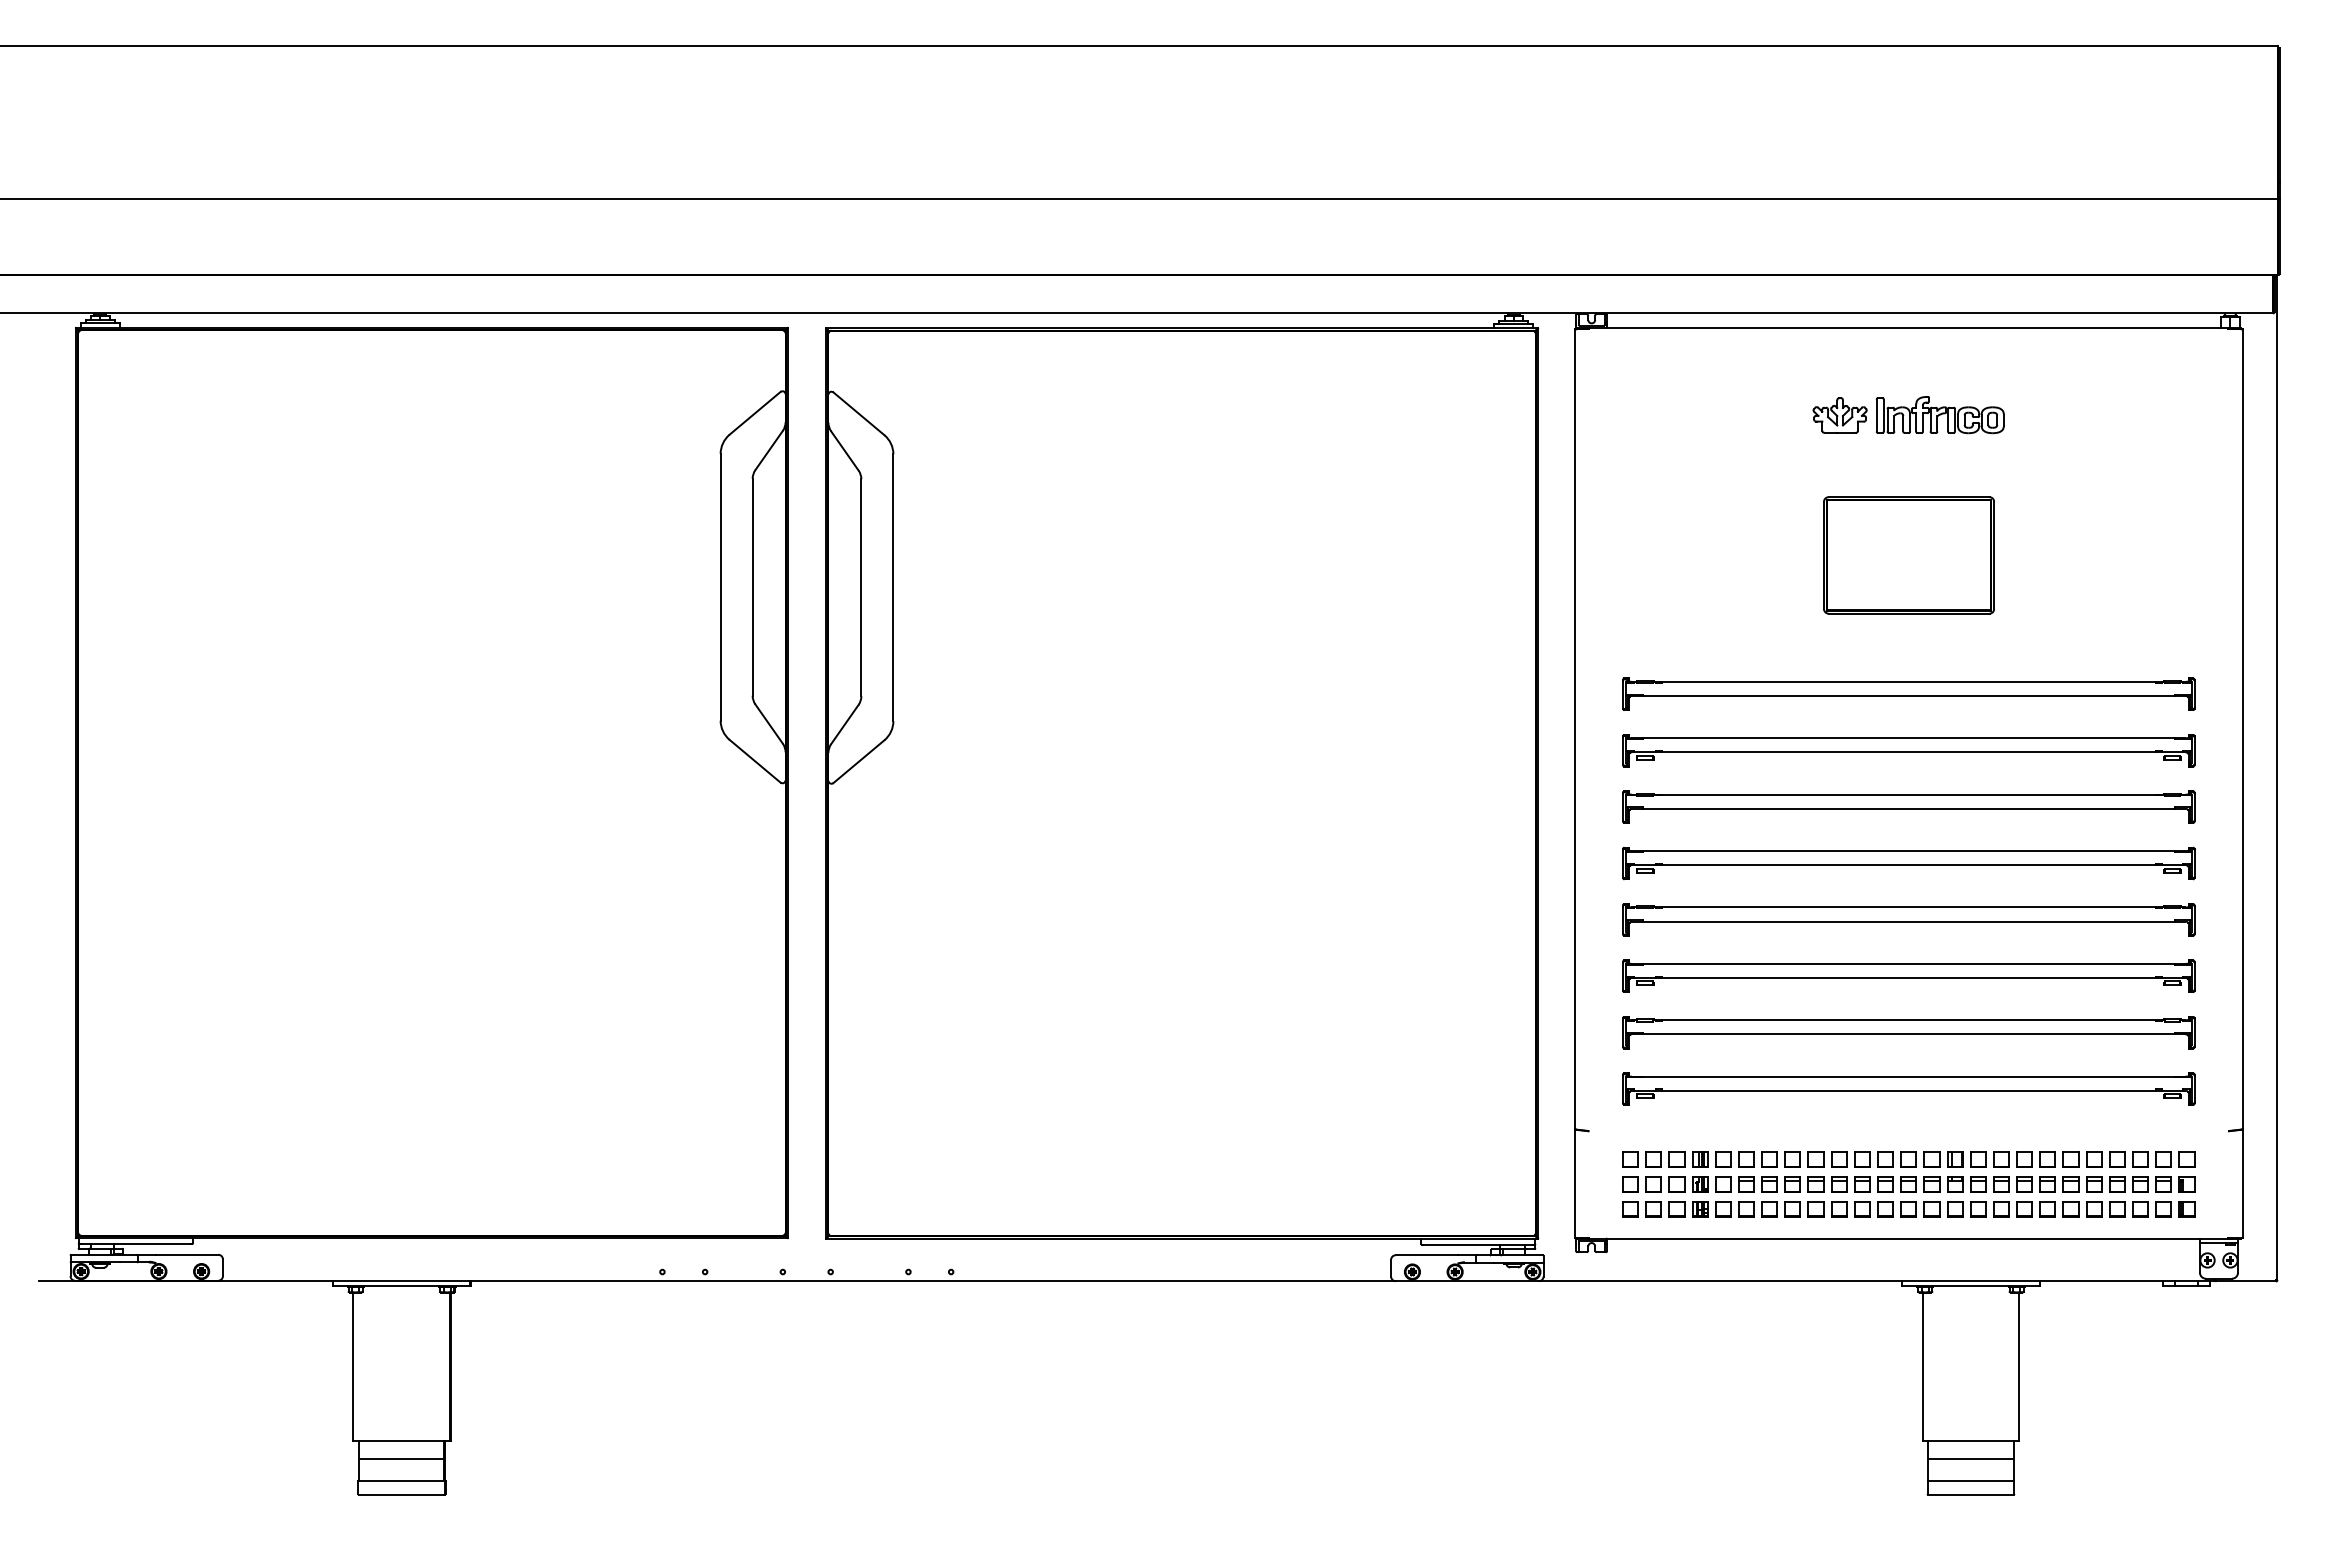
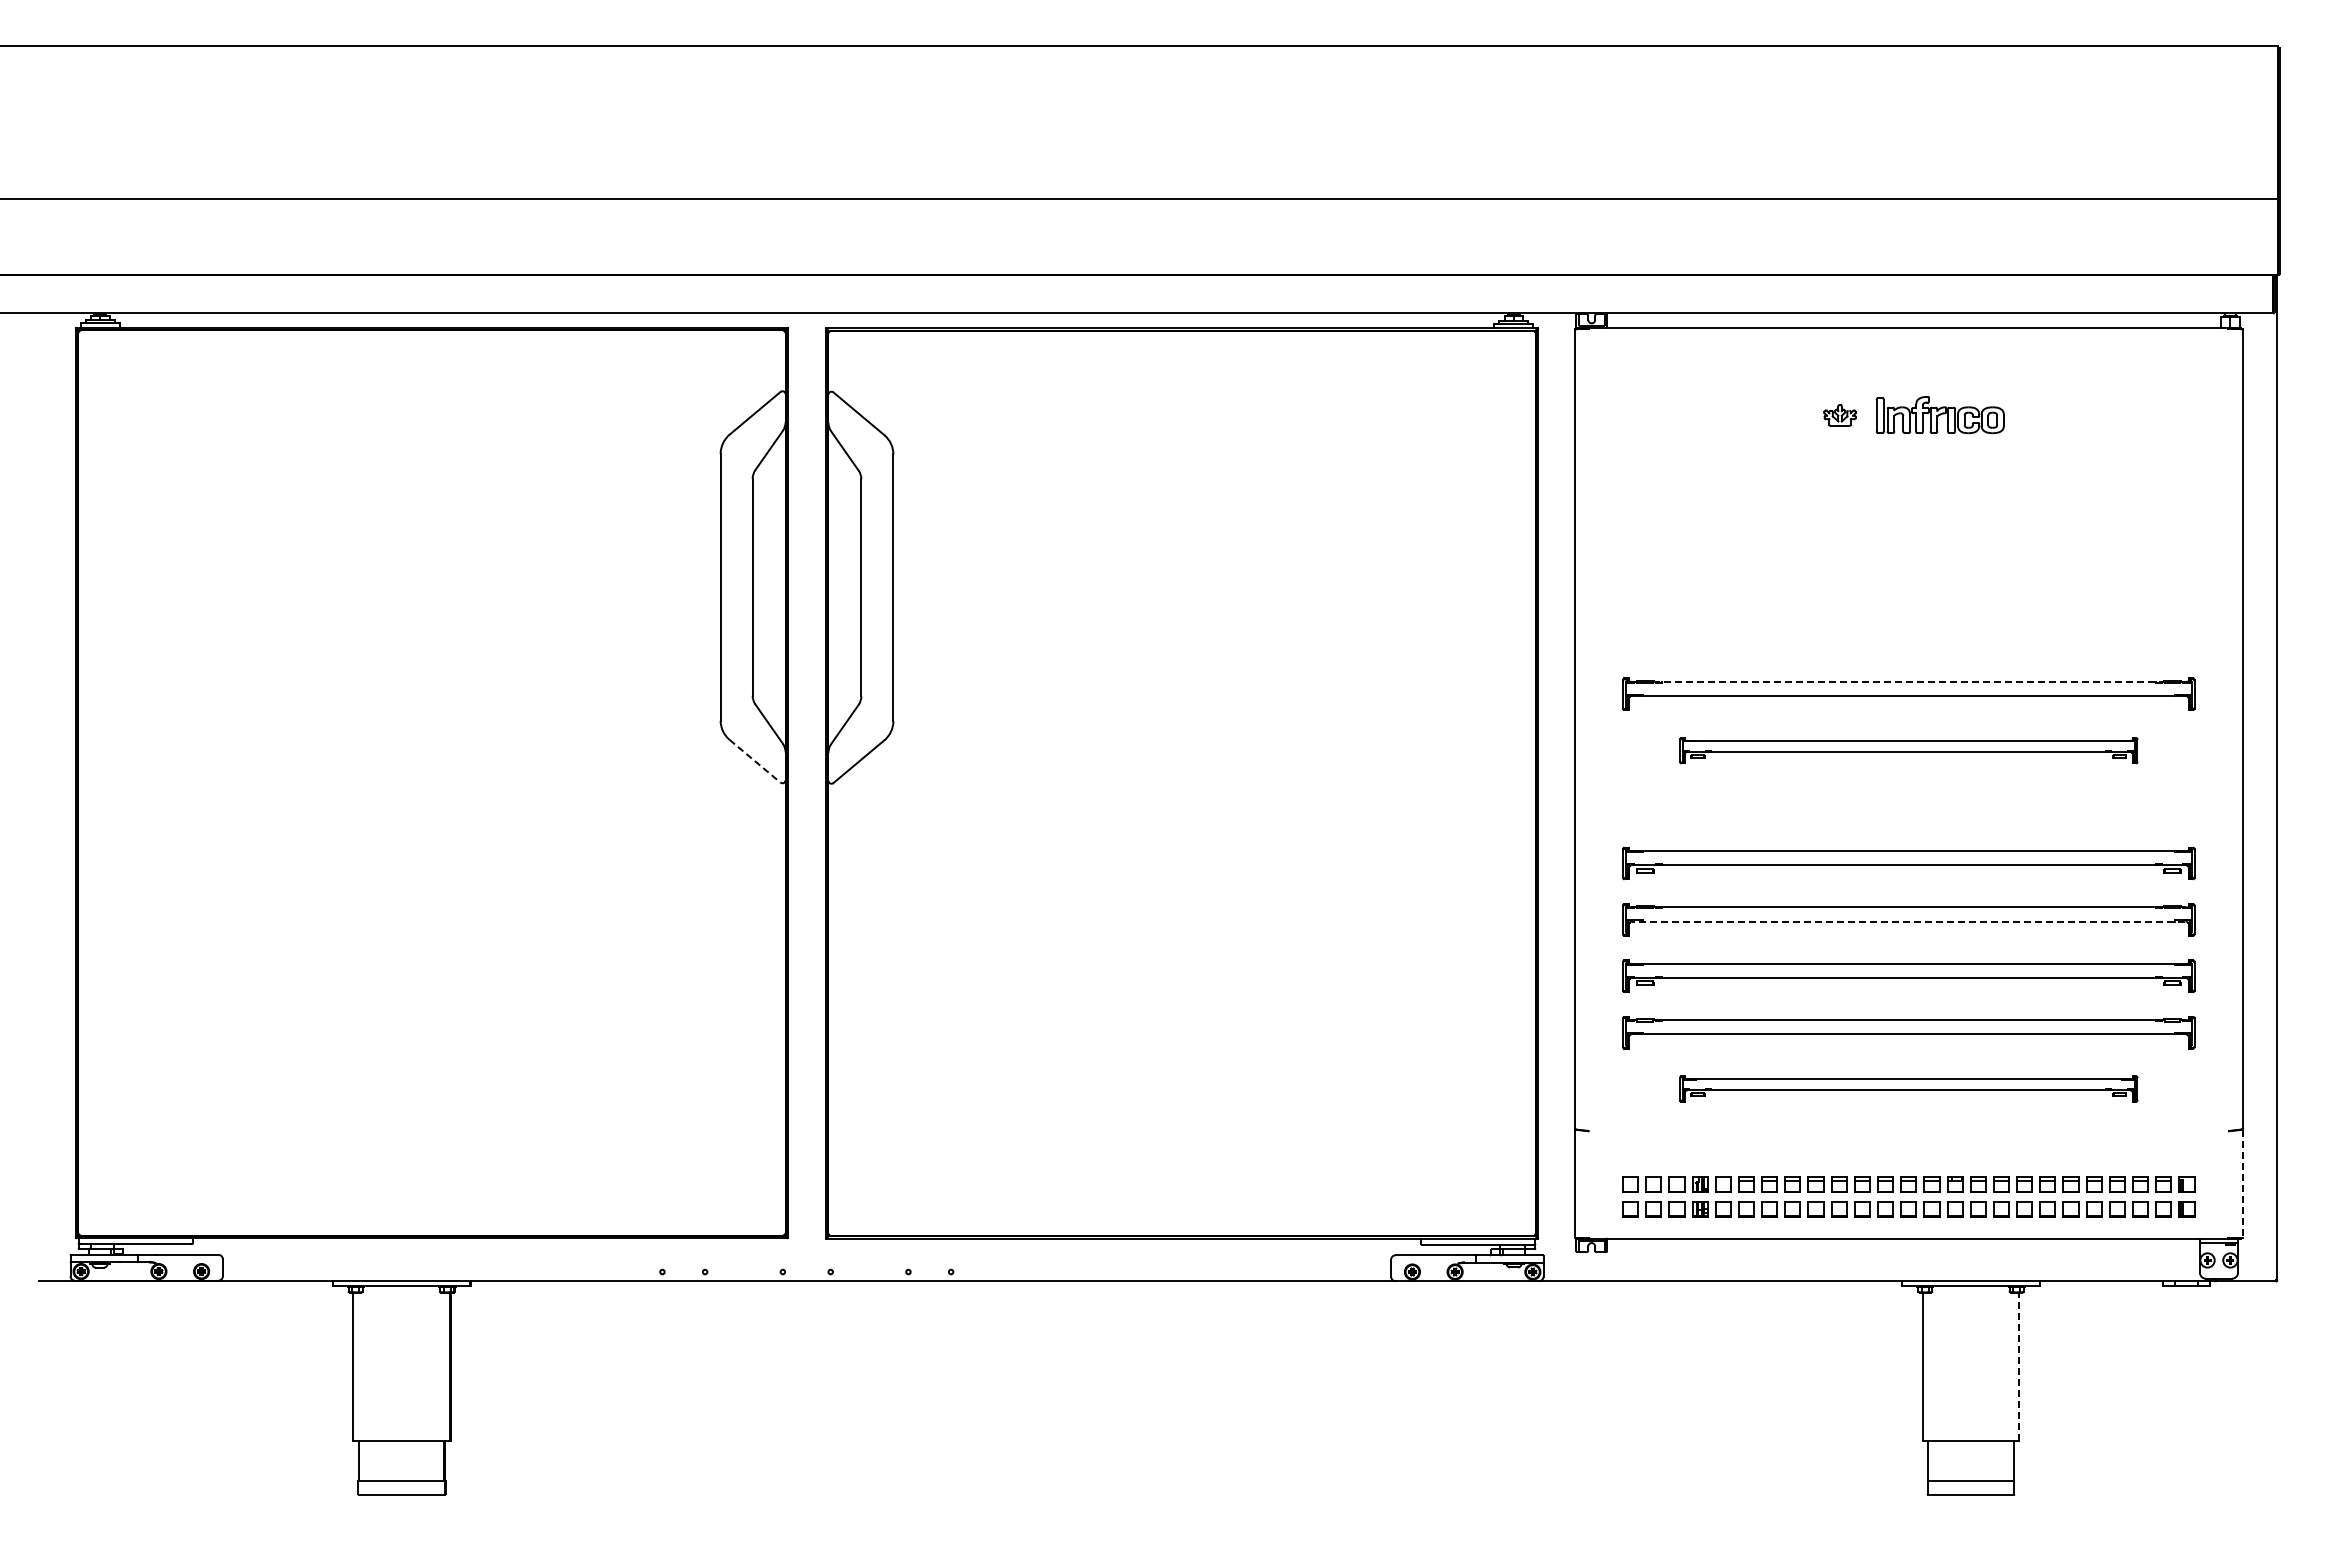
part size: 56x37 px -> 34x23 px (1839, 415)
part: present -> none (1908, 555)
line: solid -> dashed (1909, 681)
part size: 574x34 px -> 460x28 px (1908, 750)
line: solid -> dashed (755, 761)
part: present -> none (1908, 806)
line: solid -> dashed (1908, 921)
part size: 574x34 px -> 460x28 px (1908, 1088)
part: present -> none (1908, 1159)
line: solid -> dashed (2242, 1184)
line: solid -> dashed (2019, 1366)
line: present -> none (401, 1458)
line: present -> none (1970, 1458)
